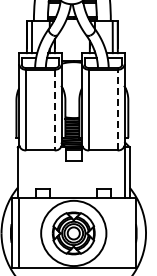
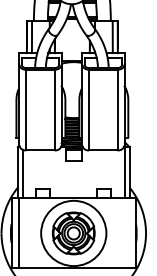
line: dashed -> solid (117, 109)
line: dashed -> solid (54, 110)
line: none -> present (22, 173)
